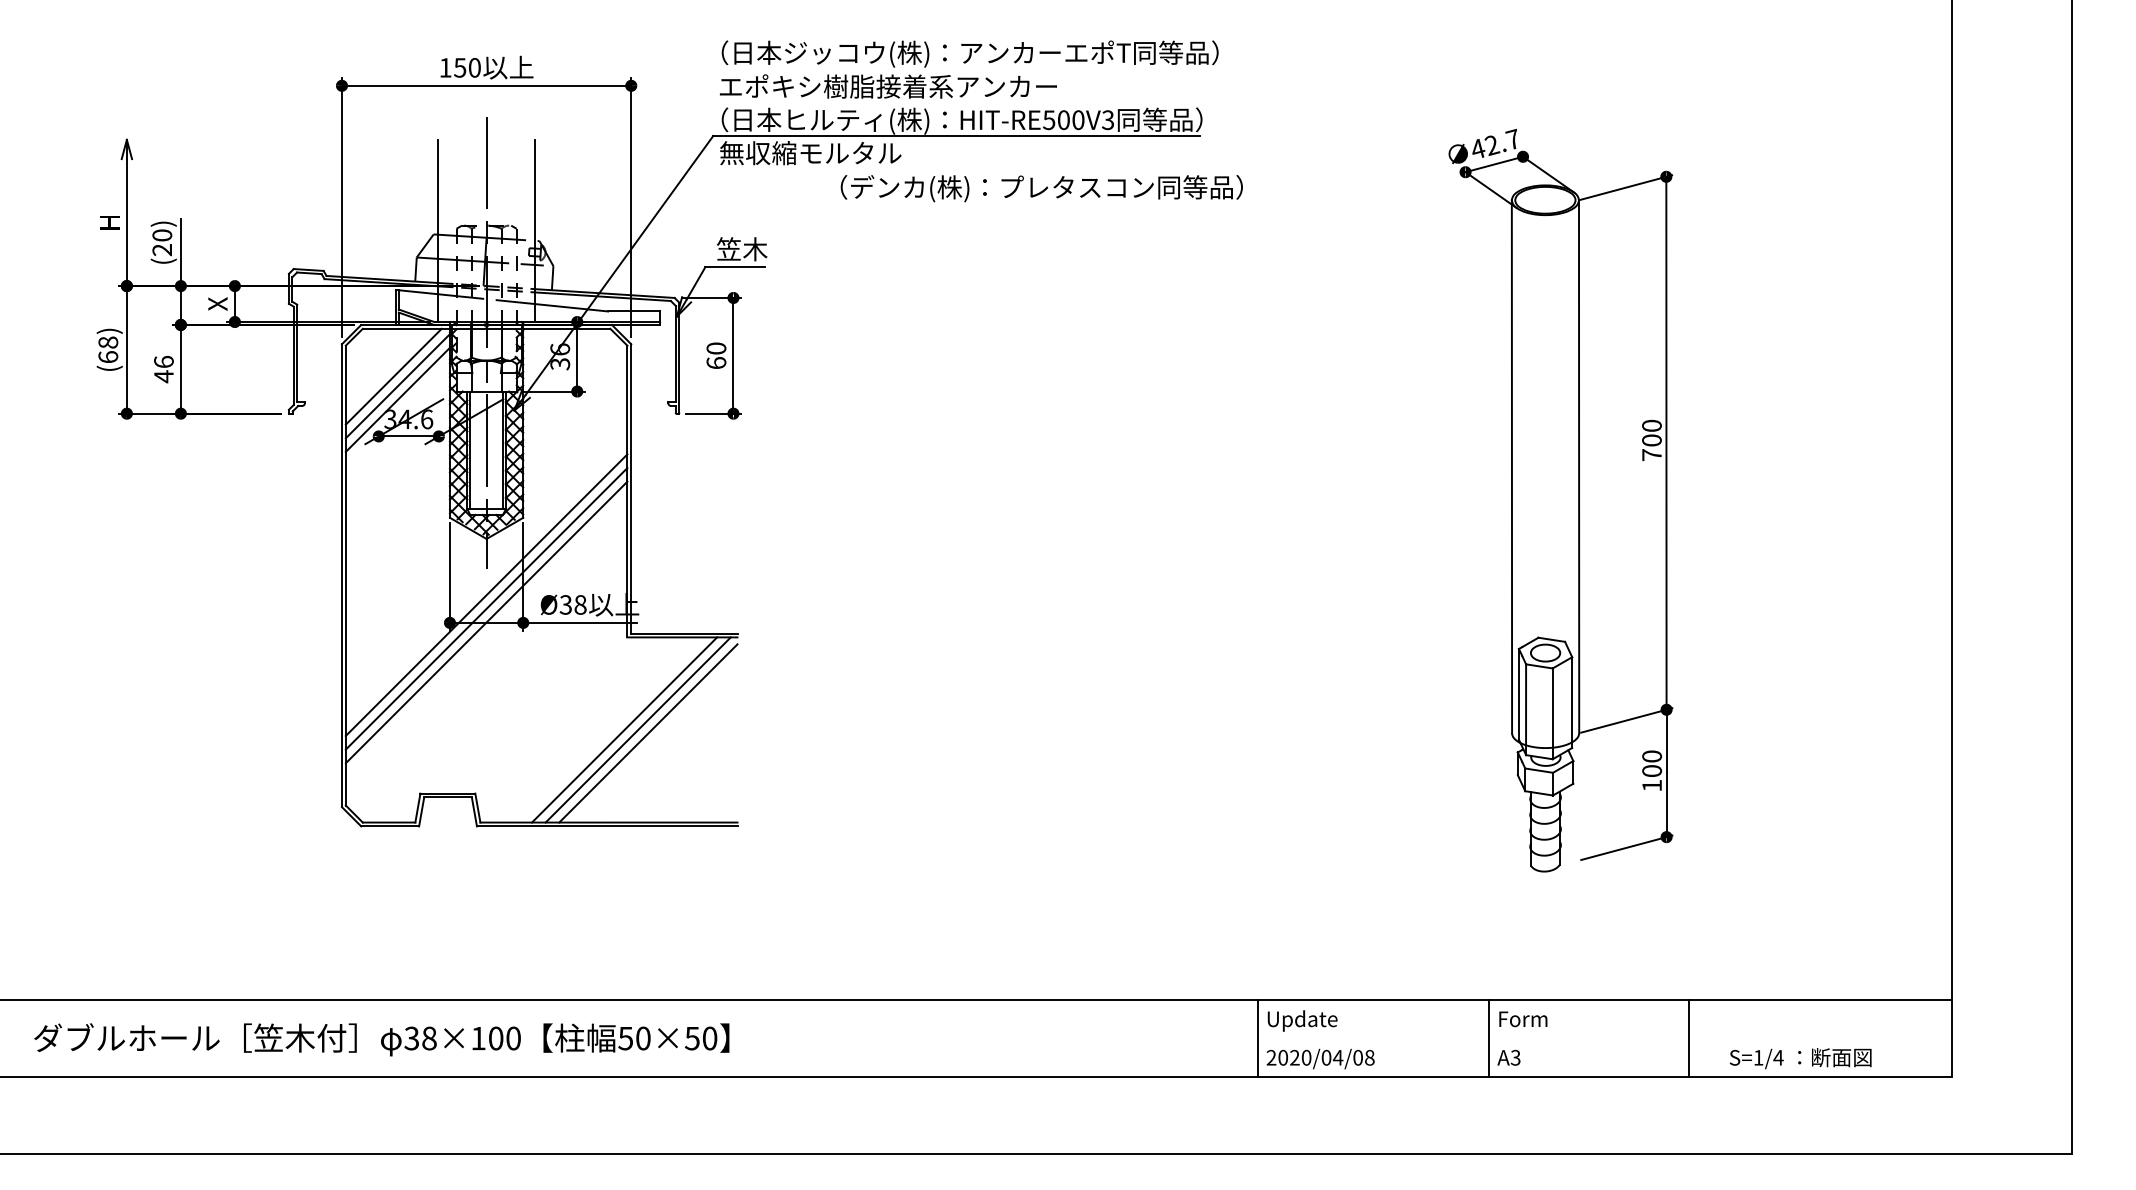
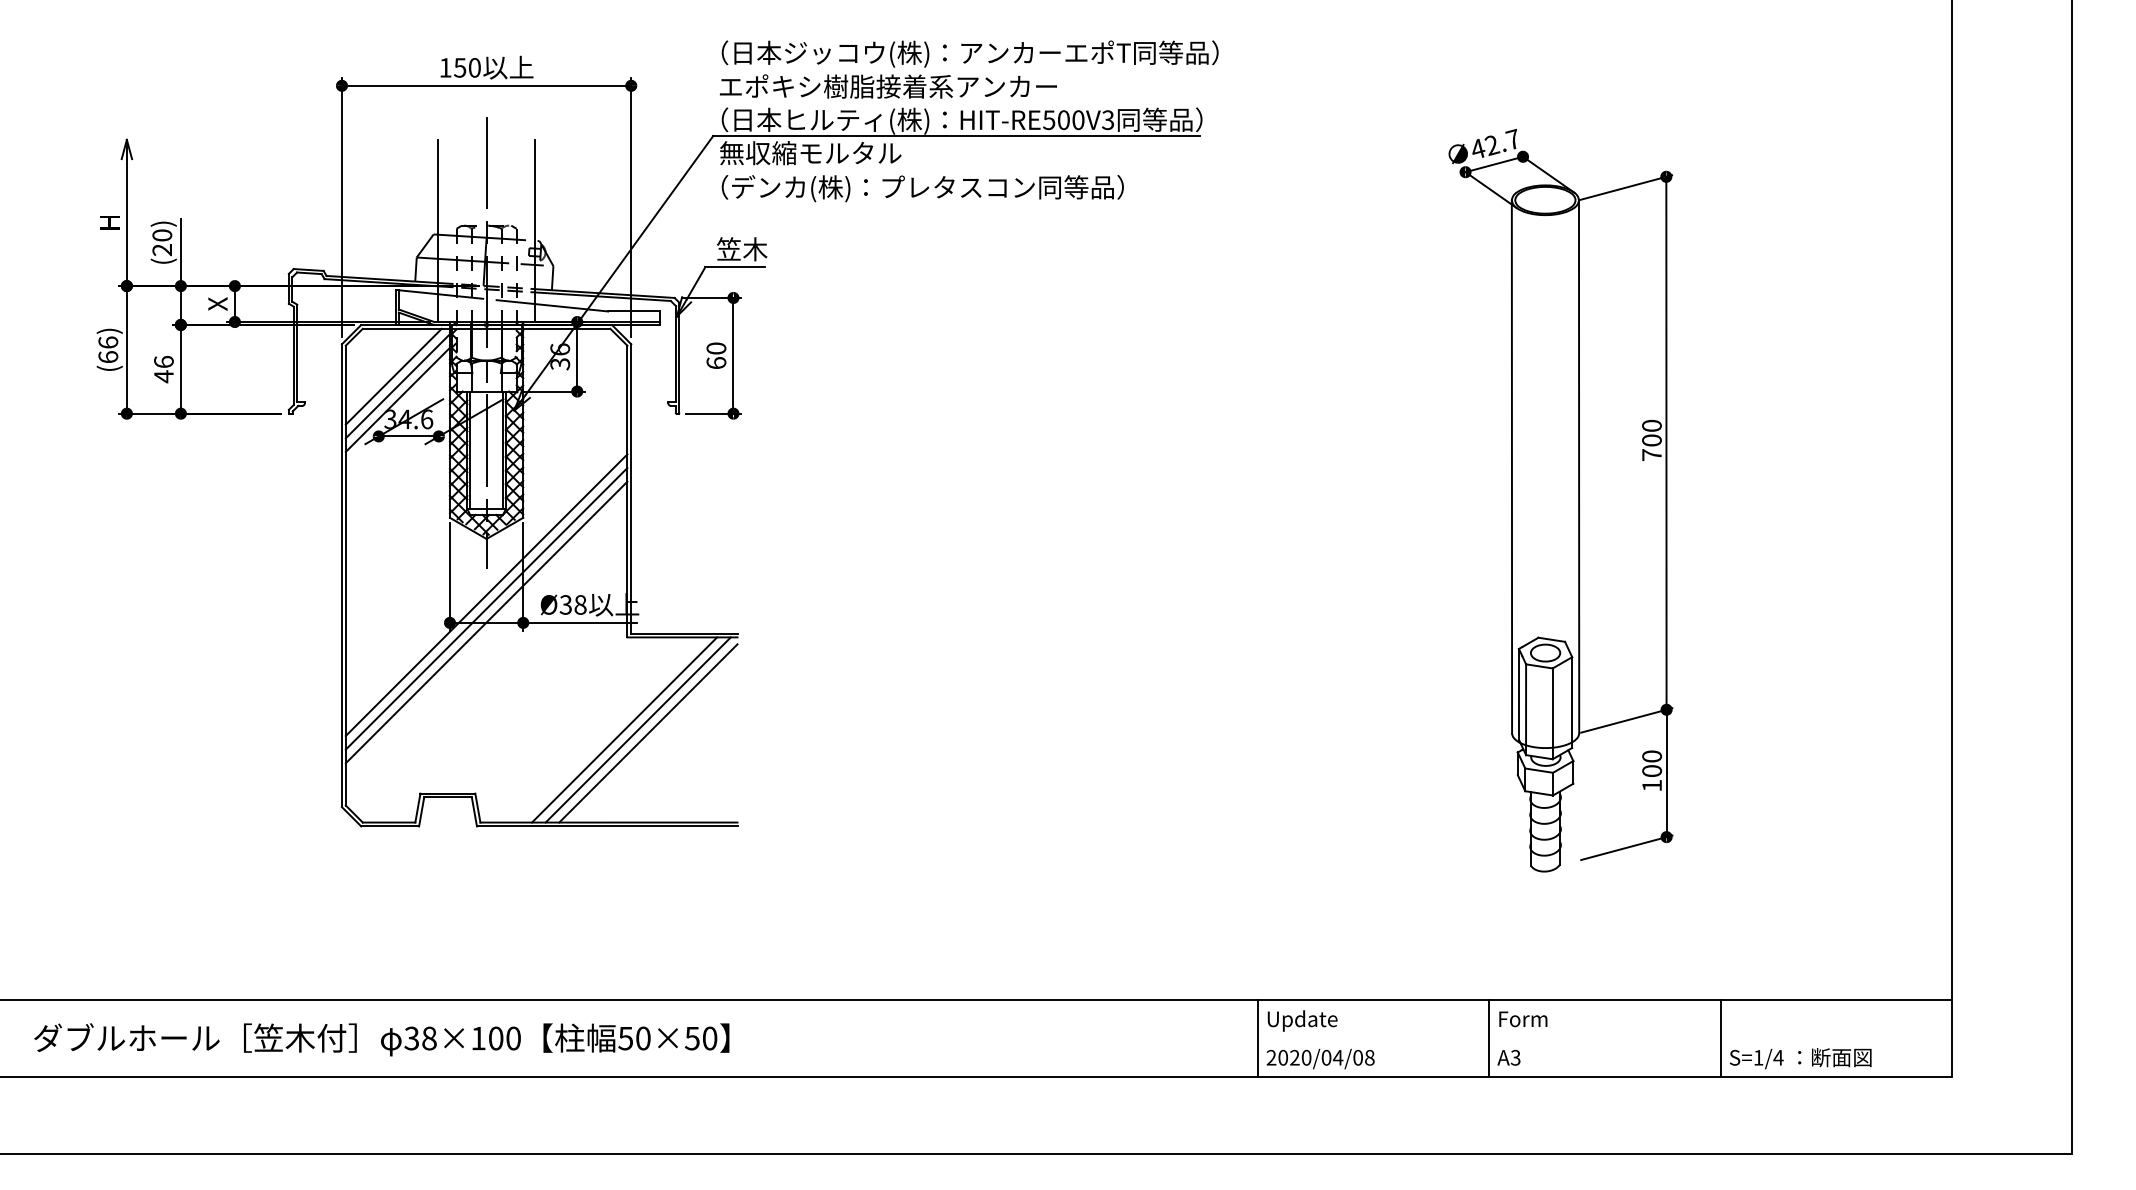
text position: (1041, 188) -> (922, 188) (922, 188)
text: (68) -> (66) (108, 342)
line position: (1688, 1038) -> (1720, 1038) (1720, 1038)
